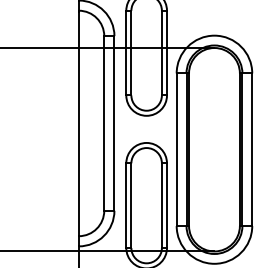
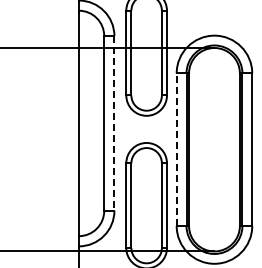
line: solid -> dashed (114, 123)
line: solid -> dashed (176, 149)
